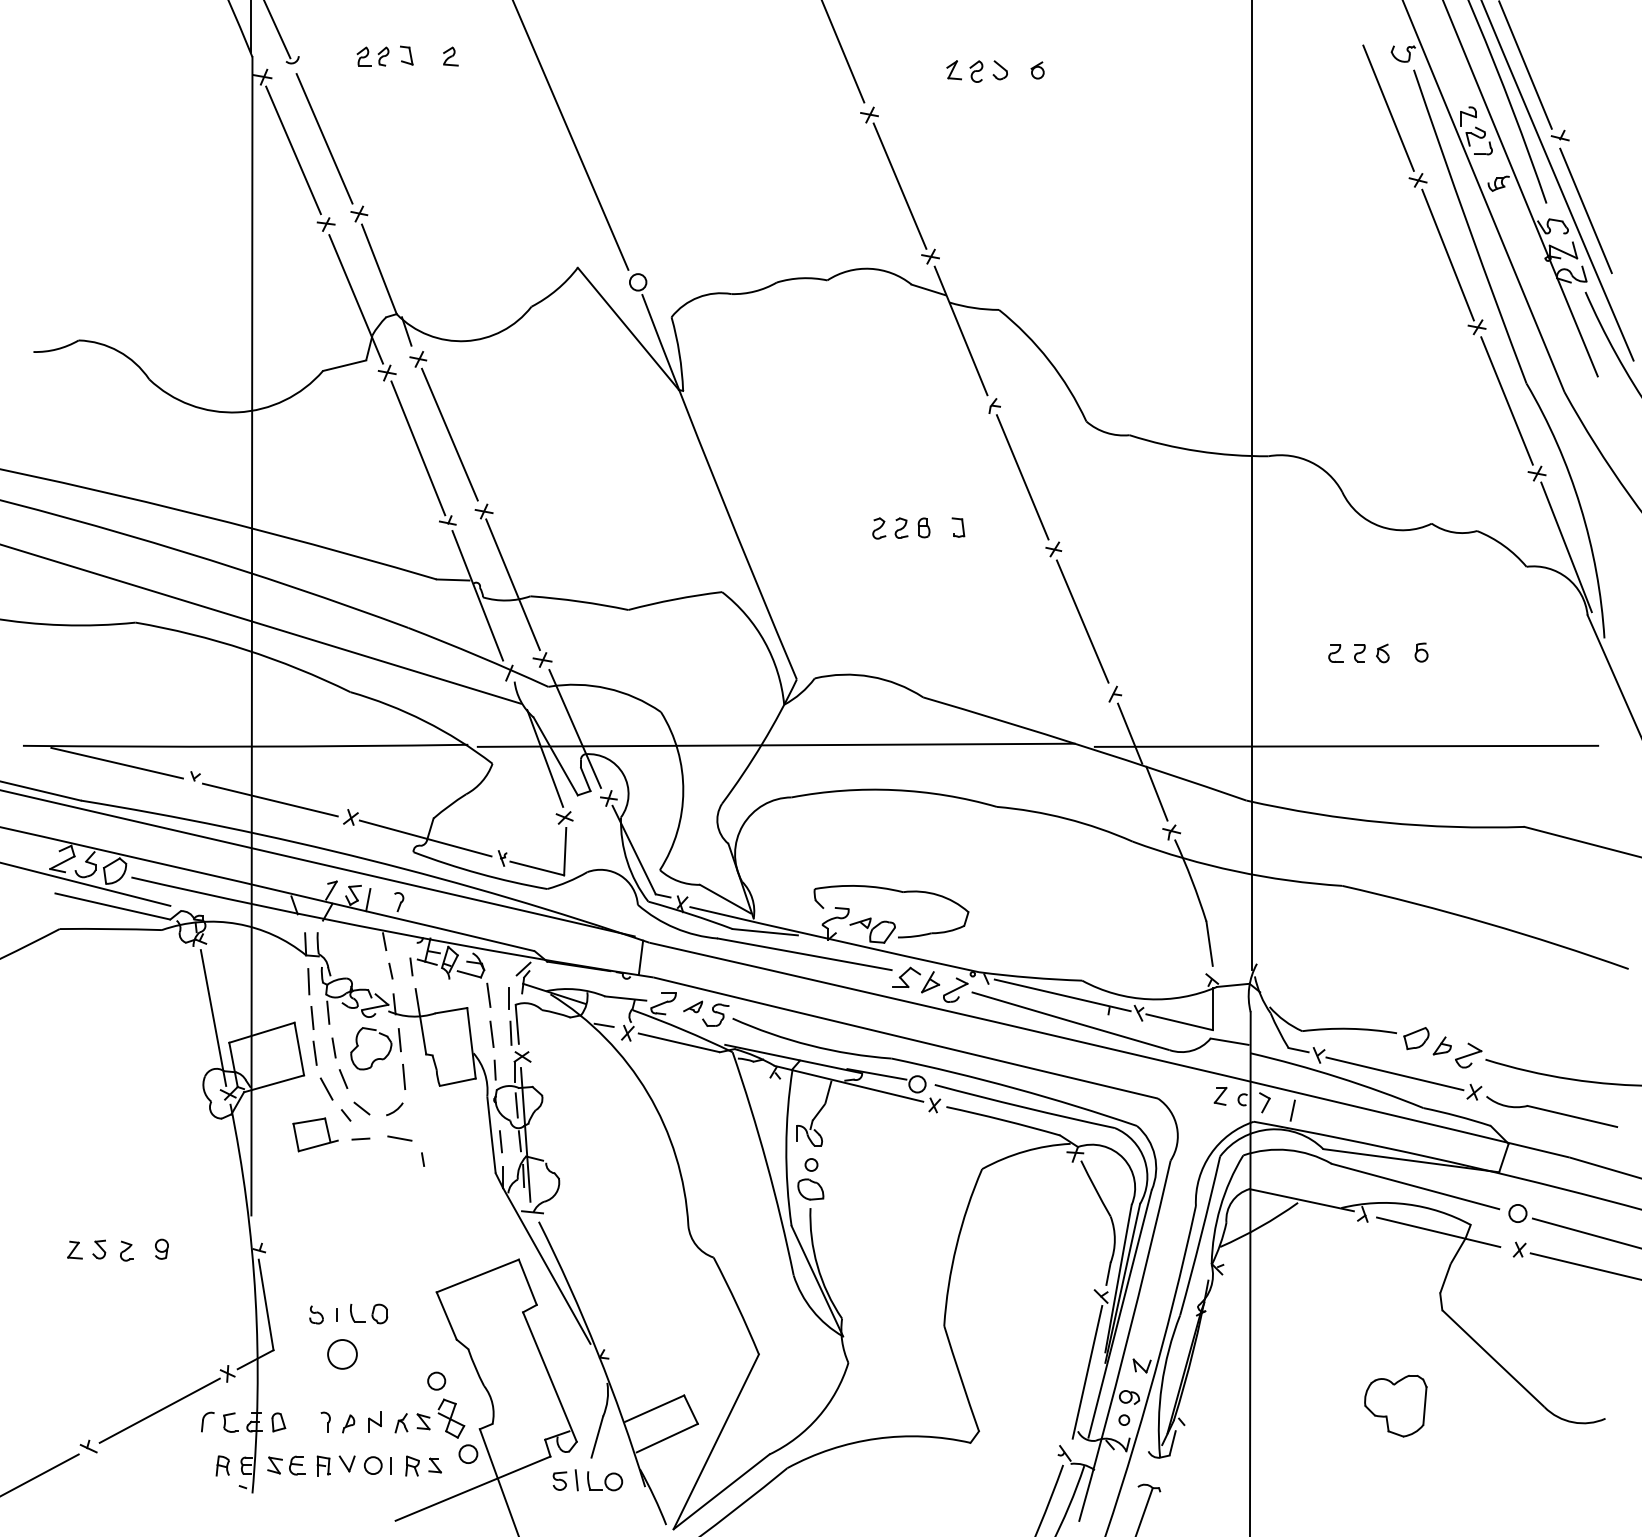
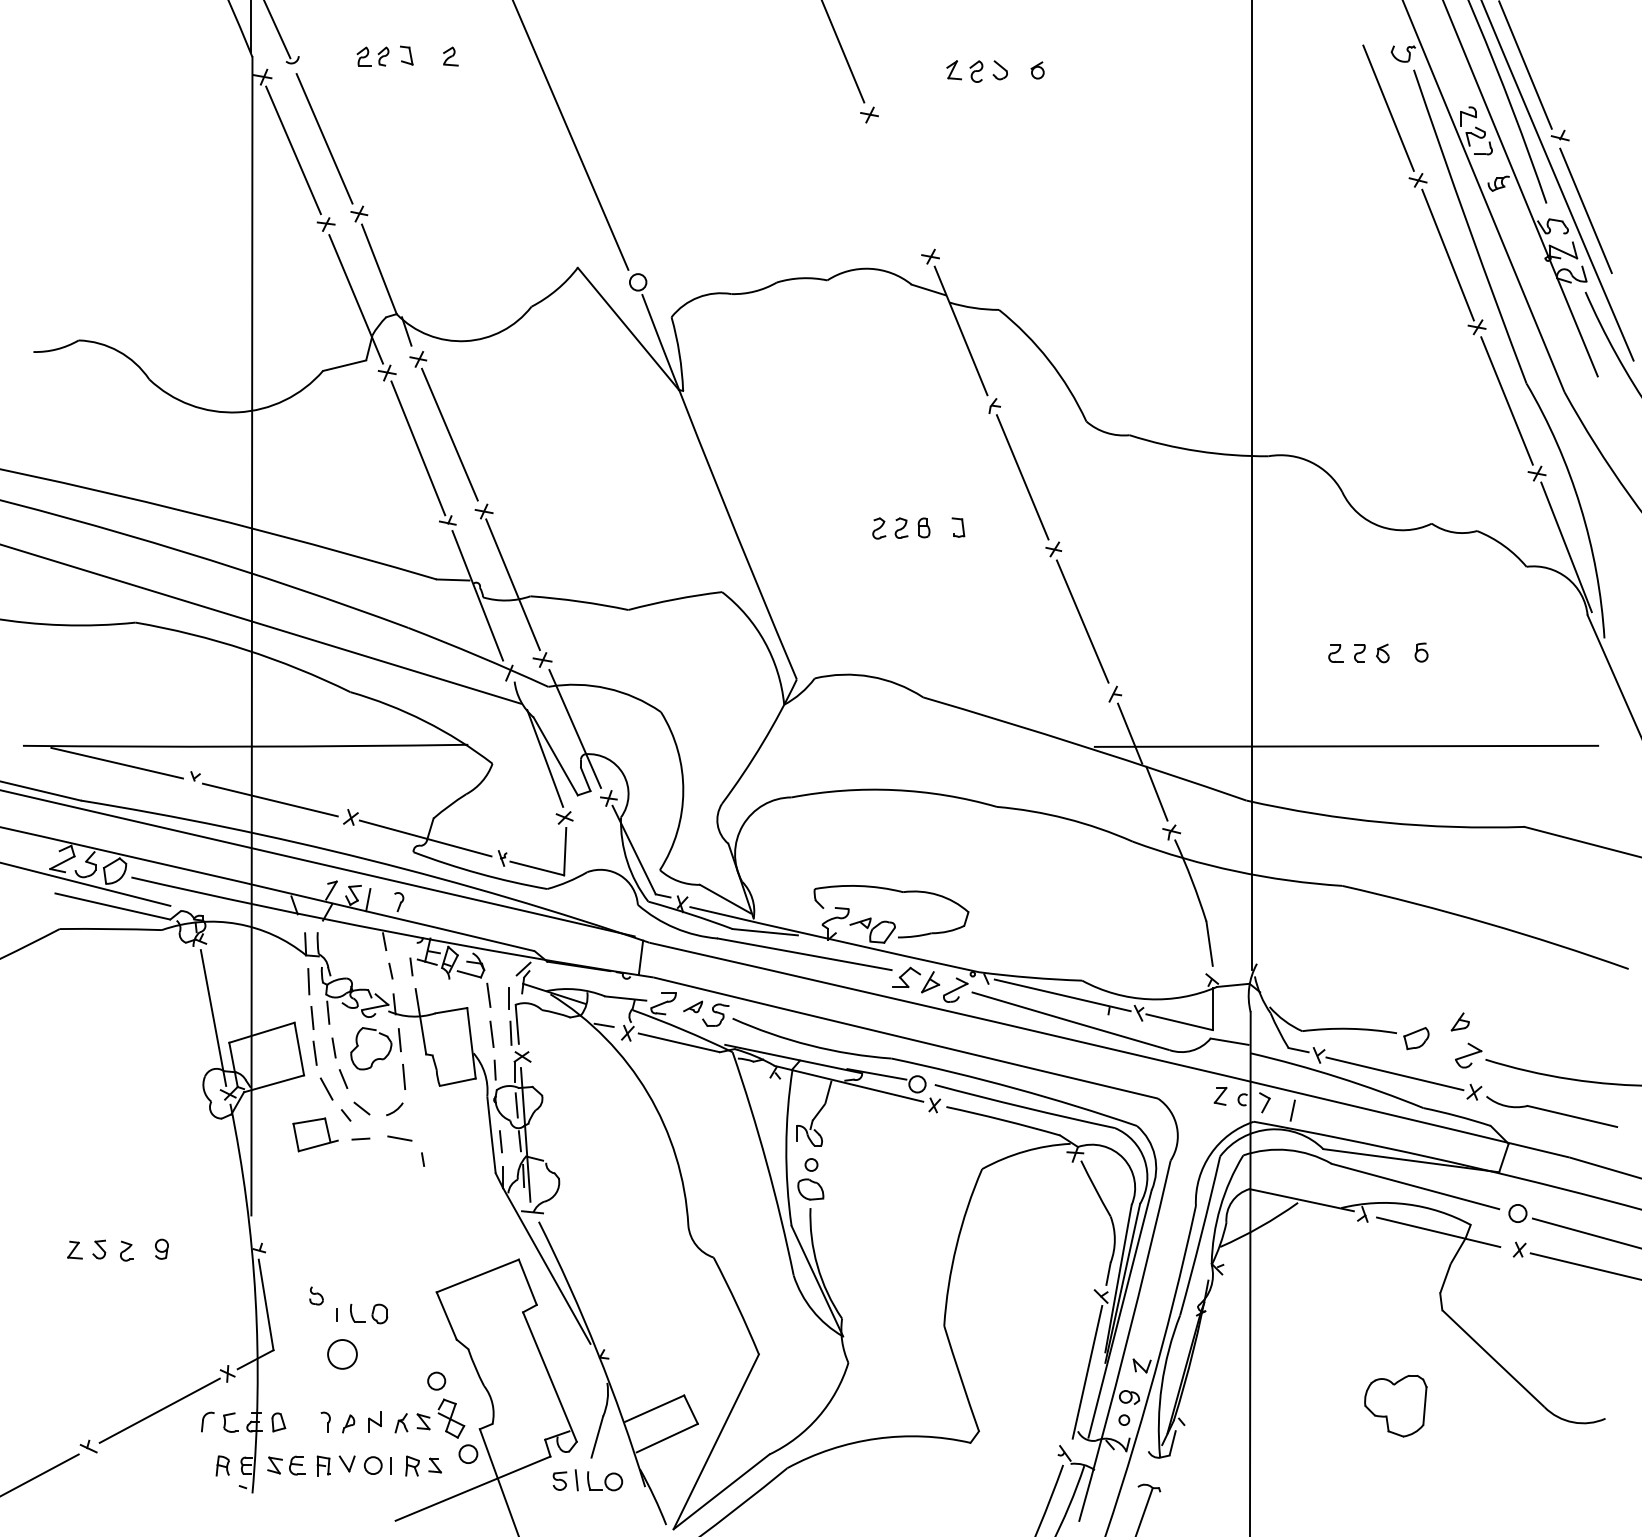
line: present -> none (899, 185)
line: present -> none (775, 744)
part position: (1441, 1045) -> (1459, 1021) (1459, 1021)
part position: (316, 1314) -> (316, 1295) (316, 1295)
